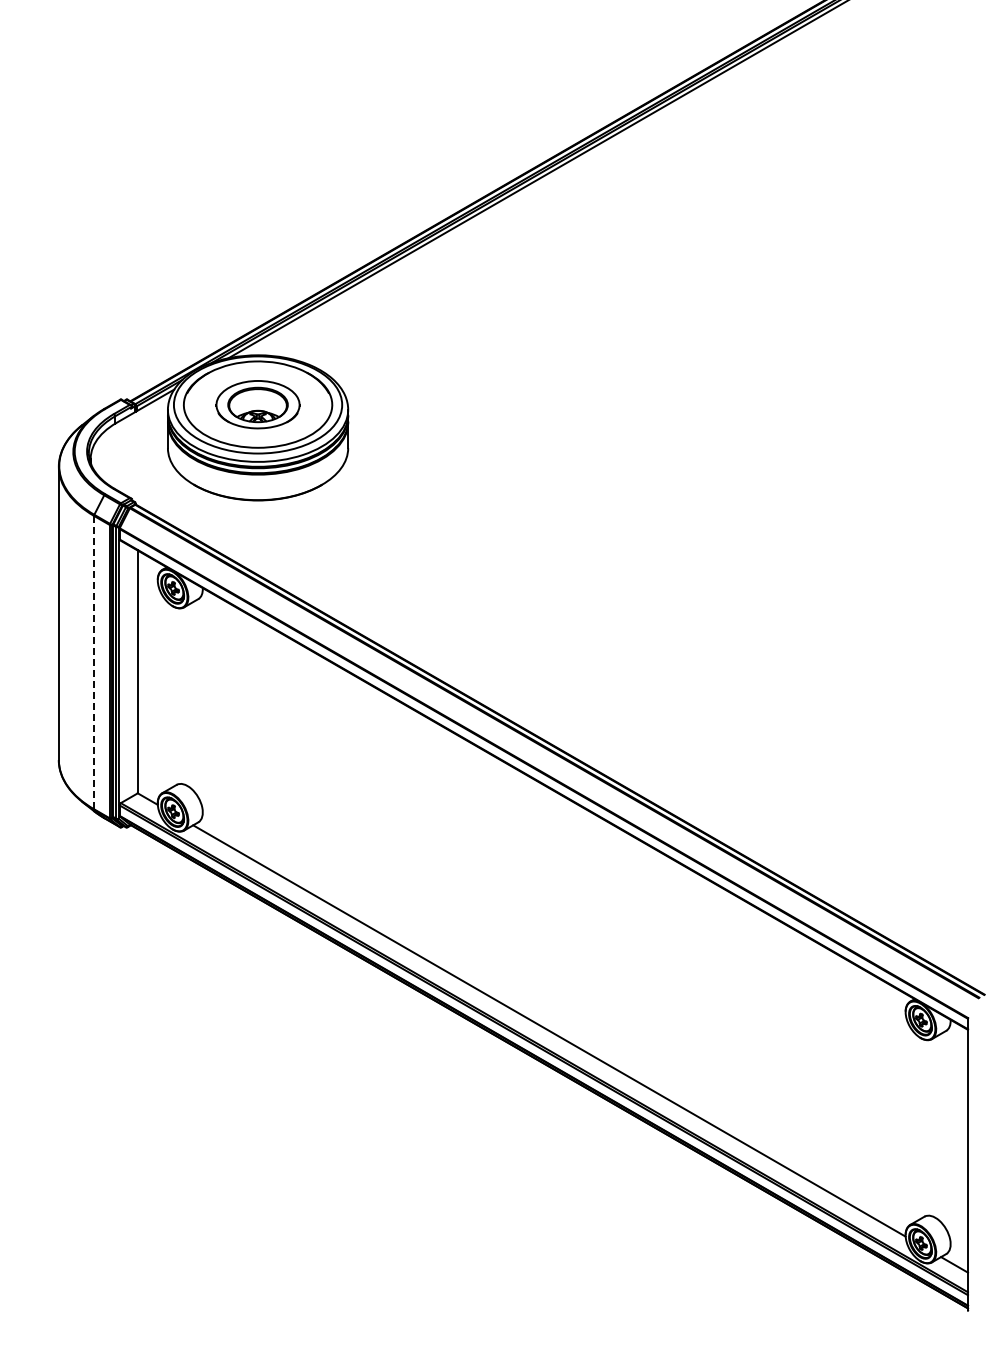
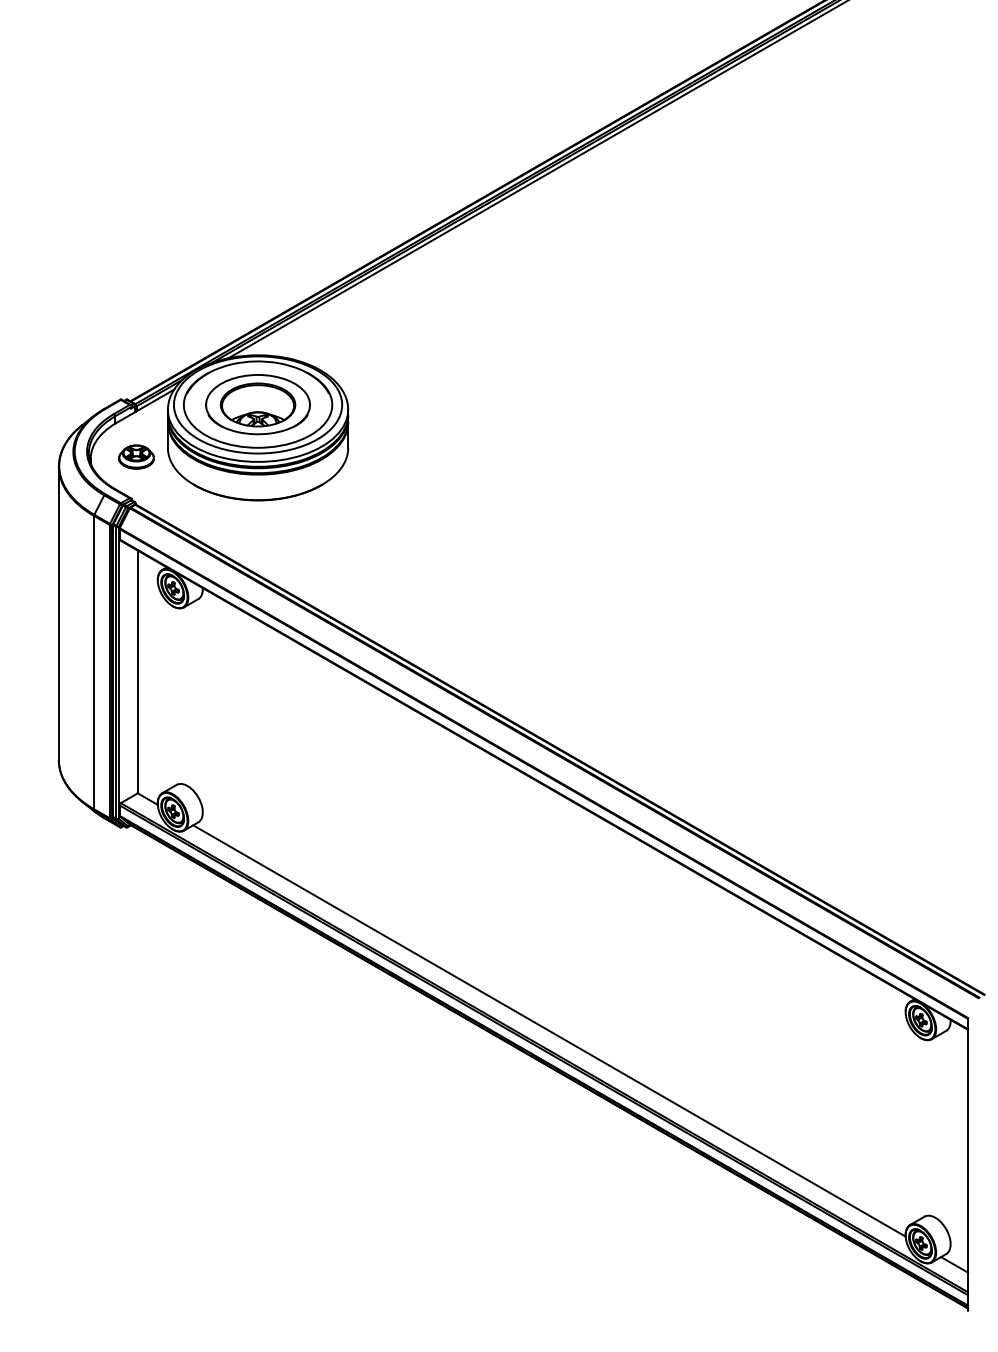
part size: 86x50 px -> 106x62 px (257, 404)
part: none -> present (136, 456)
line: dashed -> solid (94, 662)
